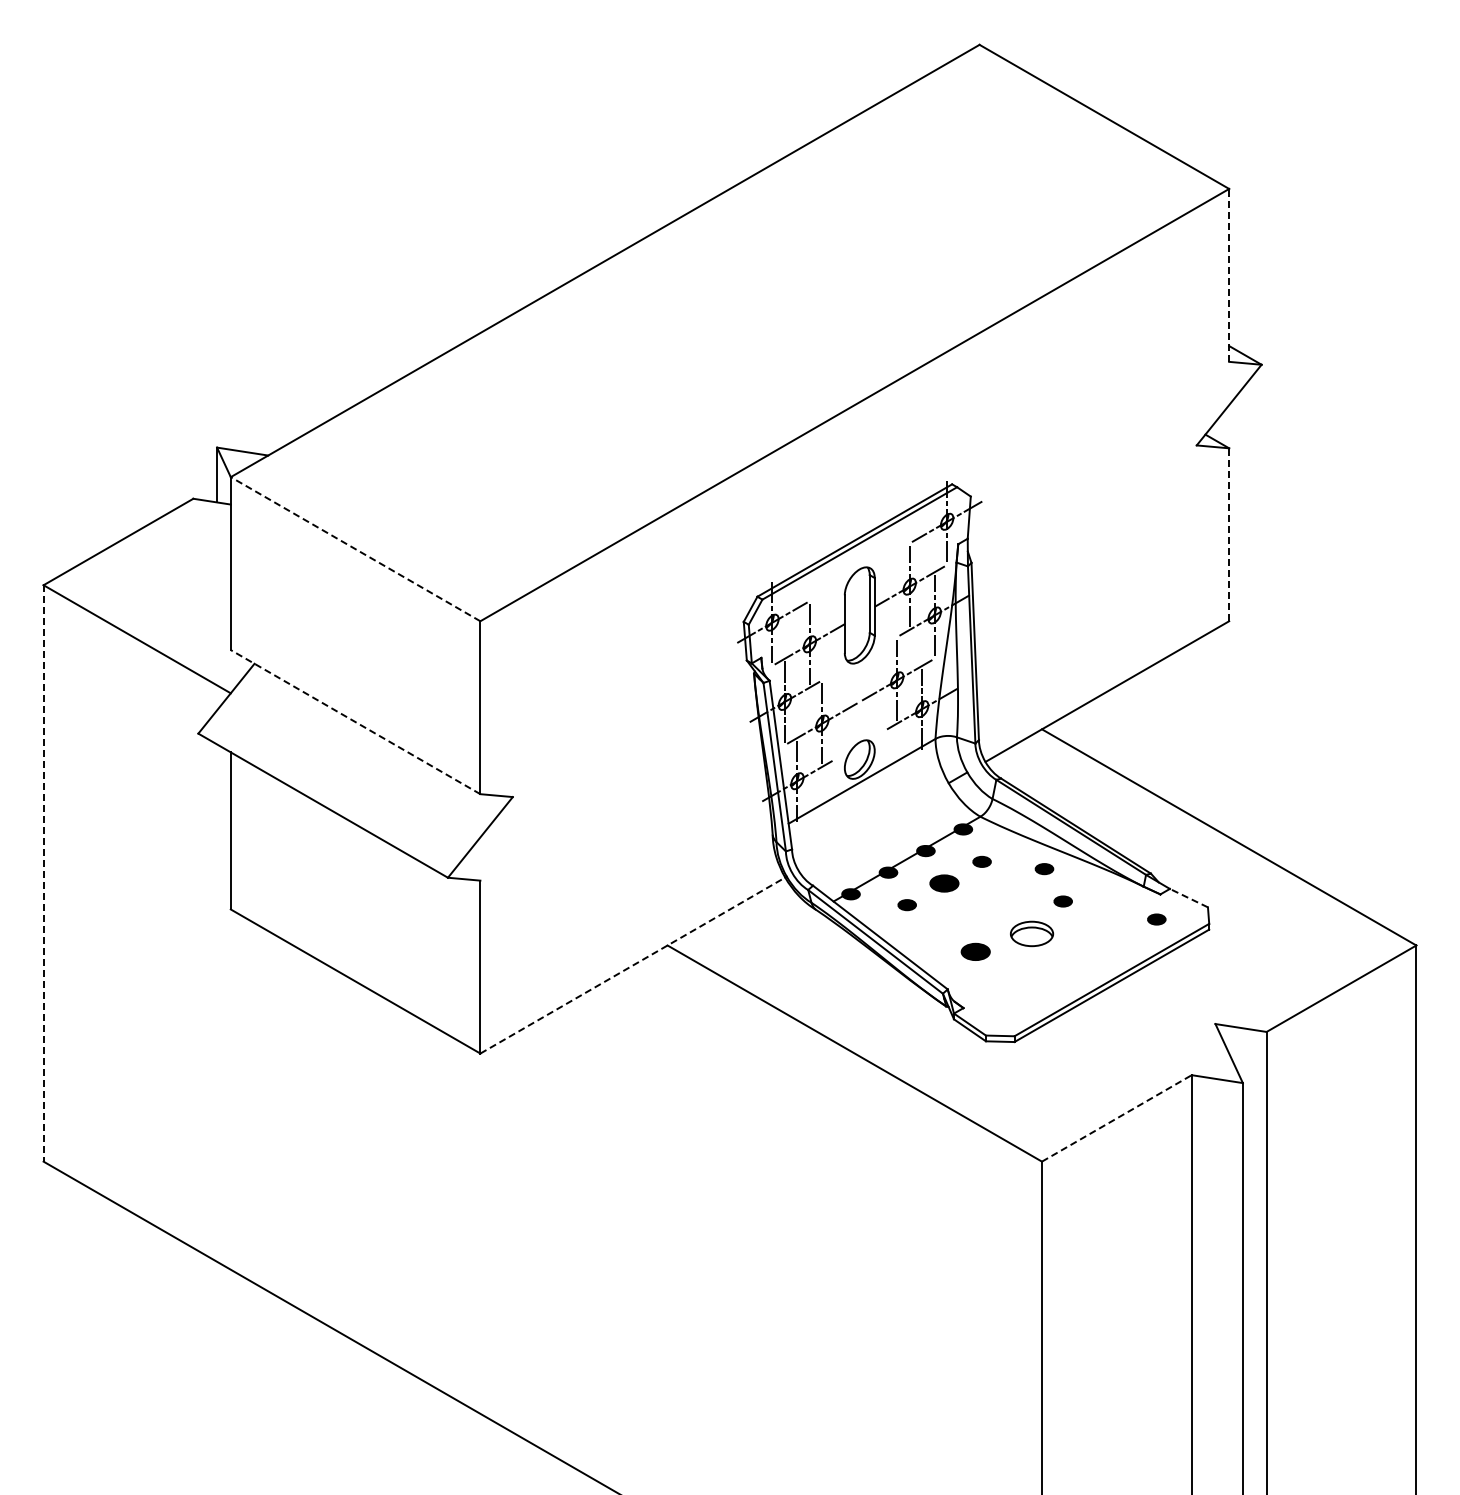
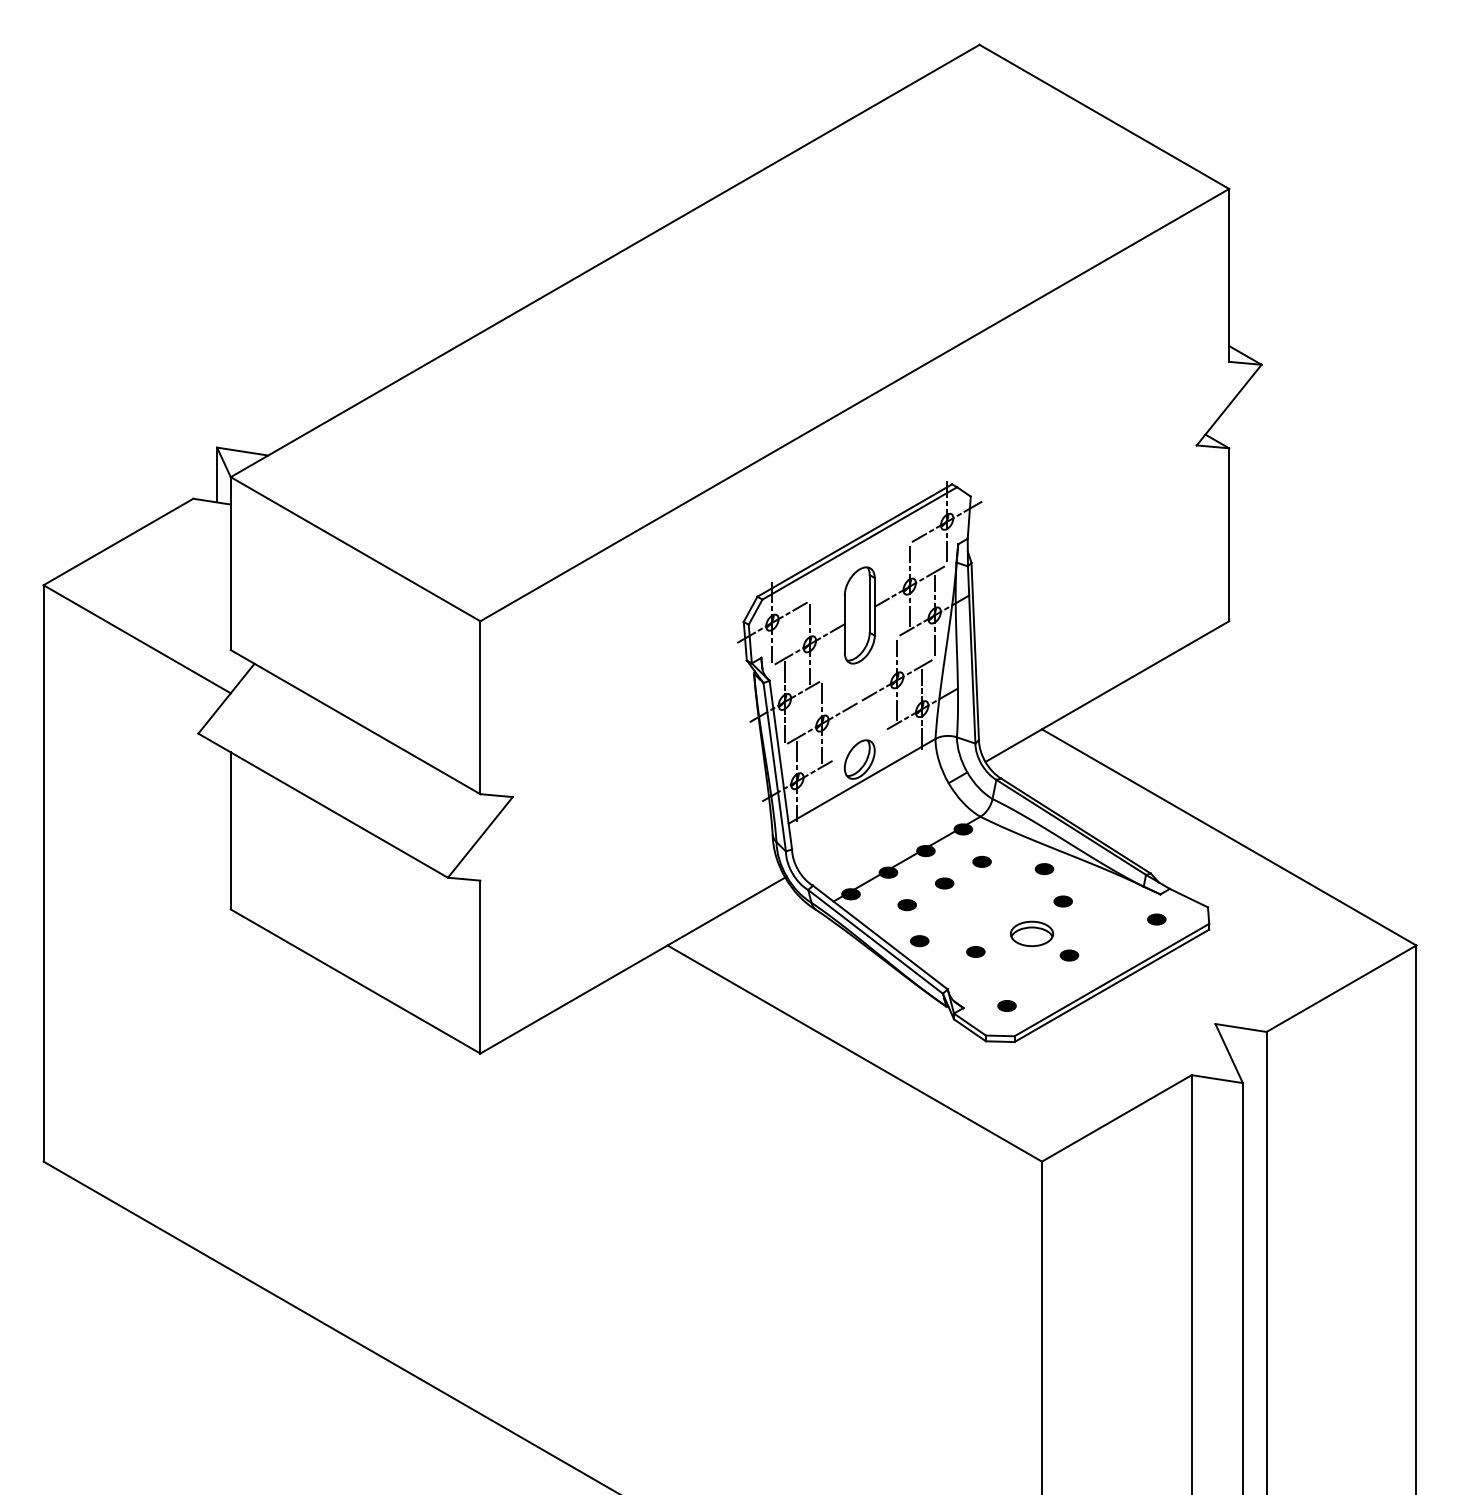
line: dashed -> solid (1229, 274)
line: dashed -> solid (1229, 534)
line: dashed -> solid (355, 548)
line: dashed -> solid (355, 721)
line: dashed -> solid (43, 873)
part size: 31x19 px -> 20x13 px (944, 883)
line: dashed -> solid (1188, 897)
part: none -> present (919, 941)
part size: 31x19 px -> 20x12 px (975, 951)
part: none -> present (1069, 955)
line: dashed -> solid (632, 965)
part: none -> present (1006, 1005)
line: dashed -> solid (1117, 1118)
